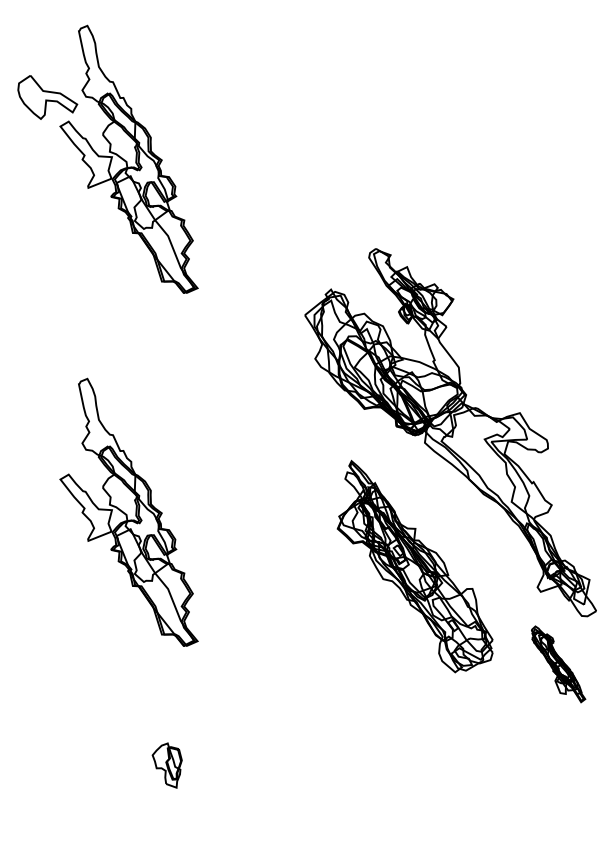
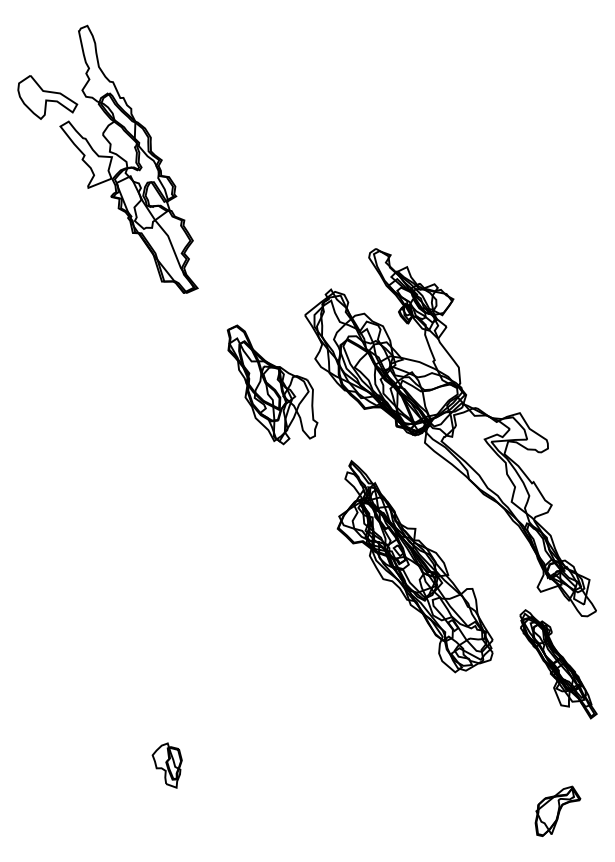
part: none -> present (272, 384)
part: present -> none (128, 511)
part size: 56x79 px -> 79x111 px (558, 664)
part: none -> present (557, 810)
